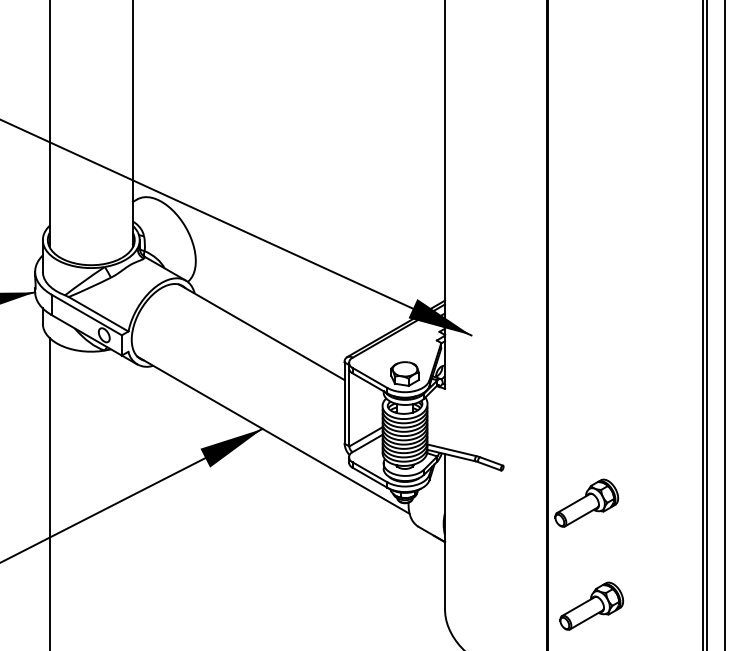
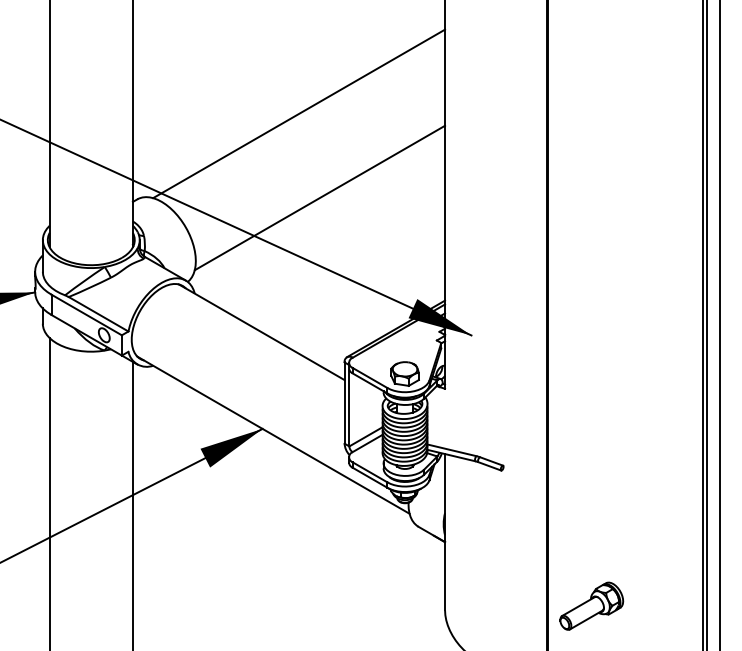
line: none -> present (299, 113)
line: none -> present (319, 197)
line position: (724, 324) -> (719, 324) (719, 324)
part: present -> none (586, 502)
line: none -> present (132, 504)
